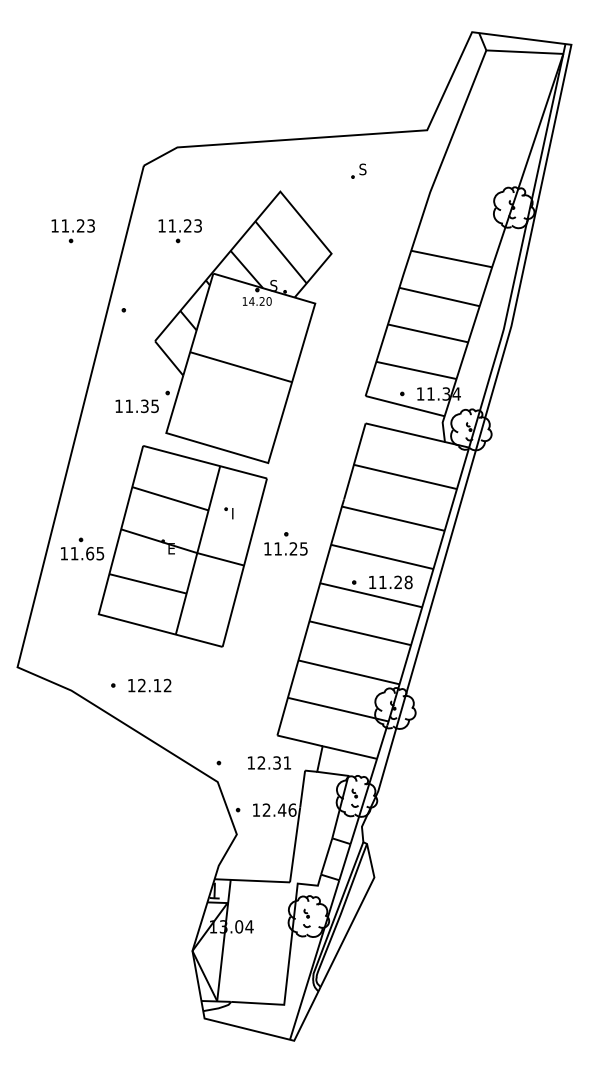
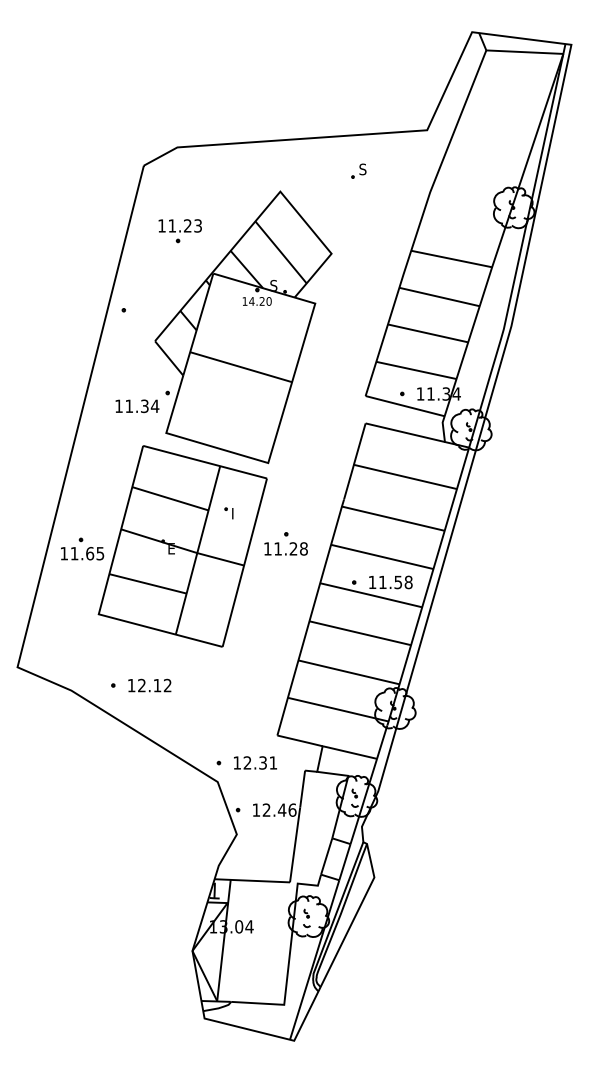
part: present -> none (72, 231)
text: 11.35 -> 11.34 (154, 406)
text: 11.25 -> 11.28 (303, 548)
text: 11.28 -> 11.58 (398, 582)
text position: (269, 762) -> (255, 762) (255, 762)
